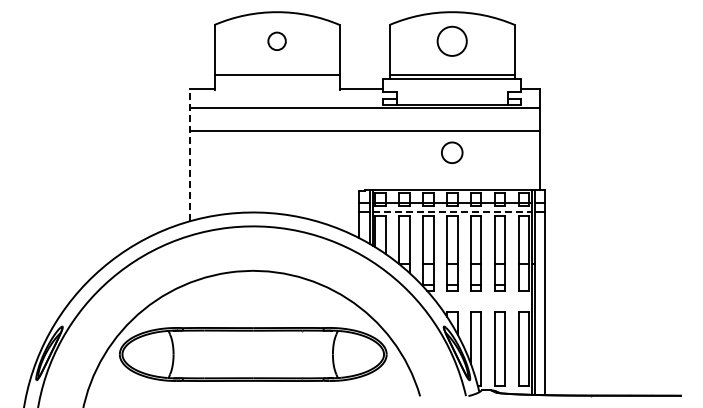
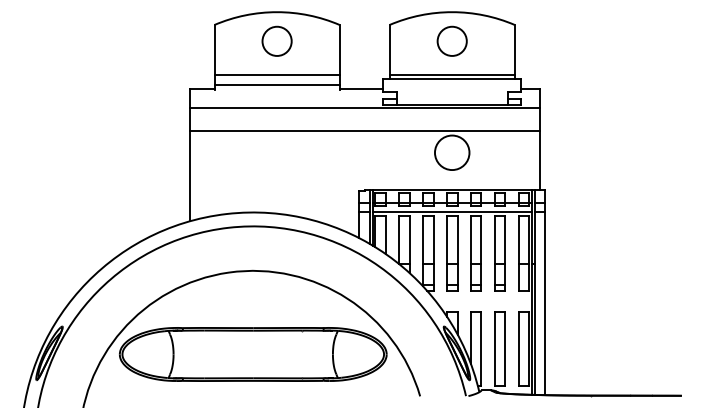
circle diameter: 18 px -> 29 px (276, 40)
line: none -> present (276, 84)
circle diameter: 21 px -> 34 px (451, 152)
line: dashed -> solid (189, 154)
line: dashed -> solid (452, 211)
